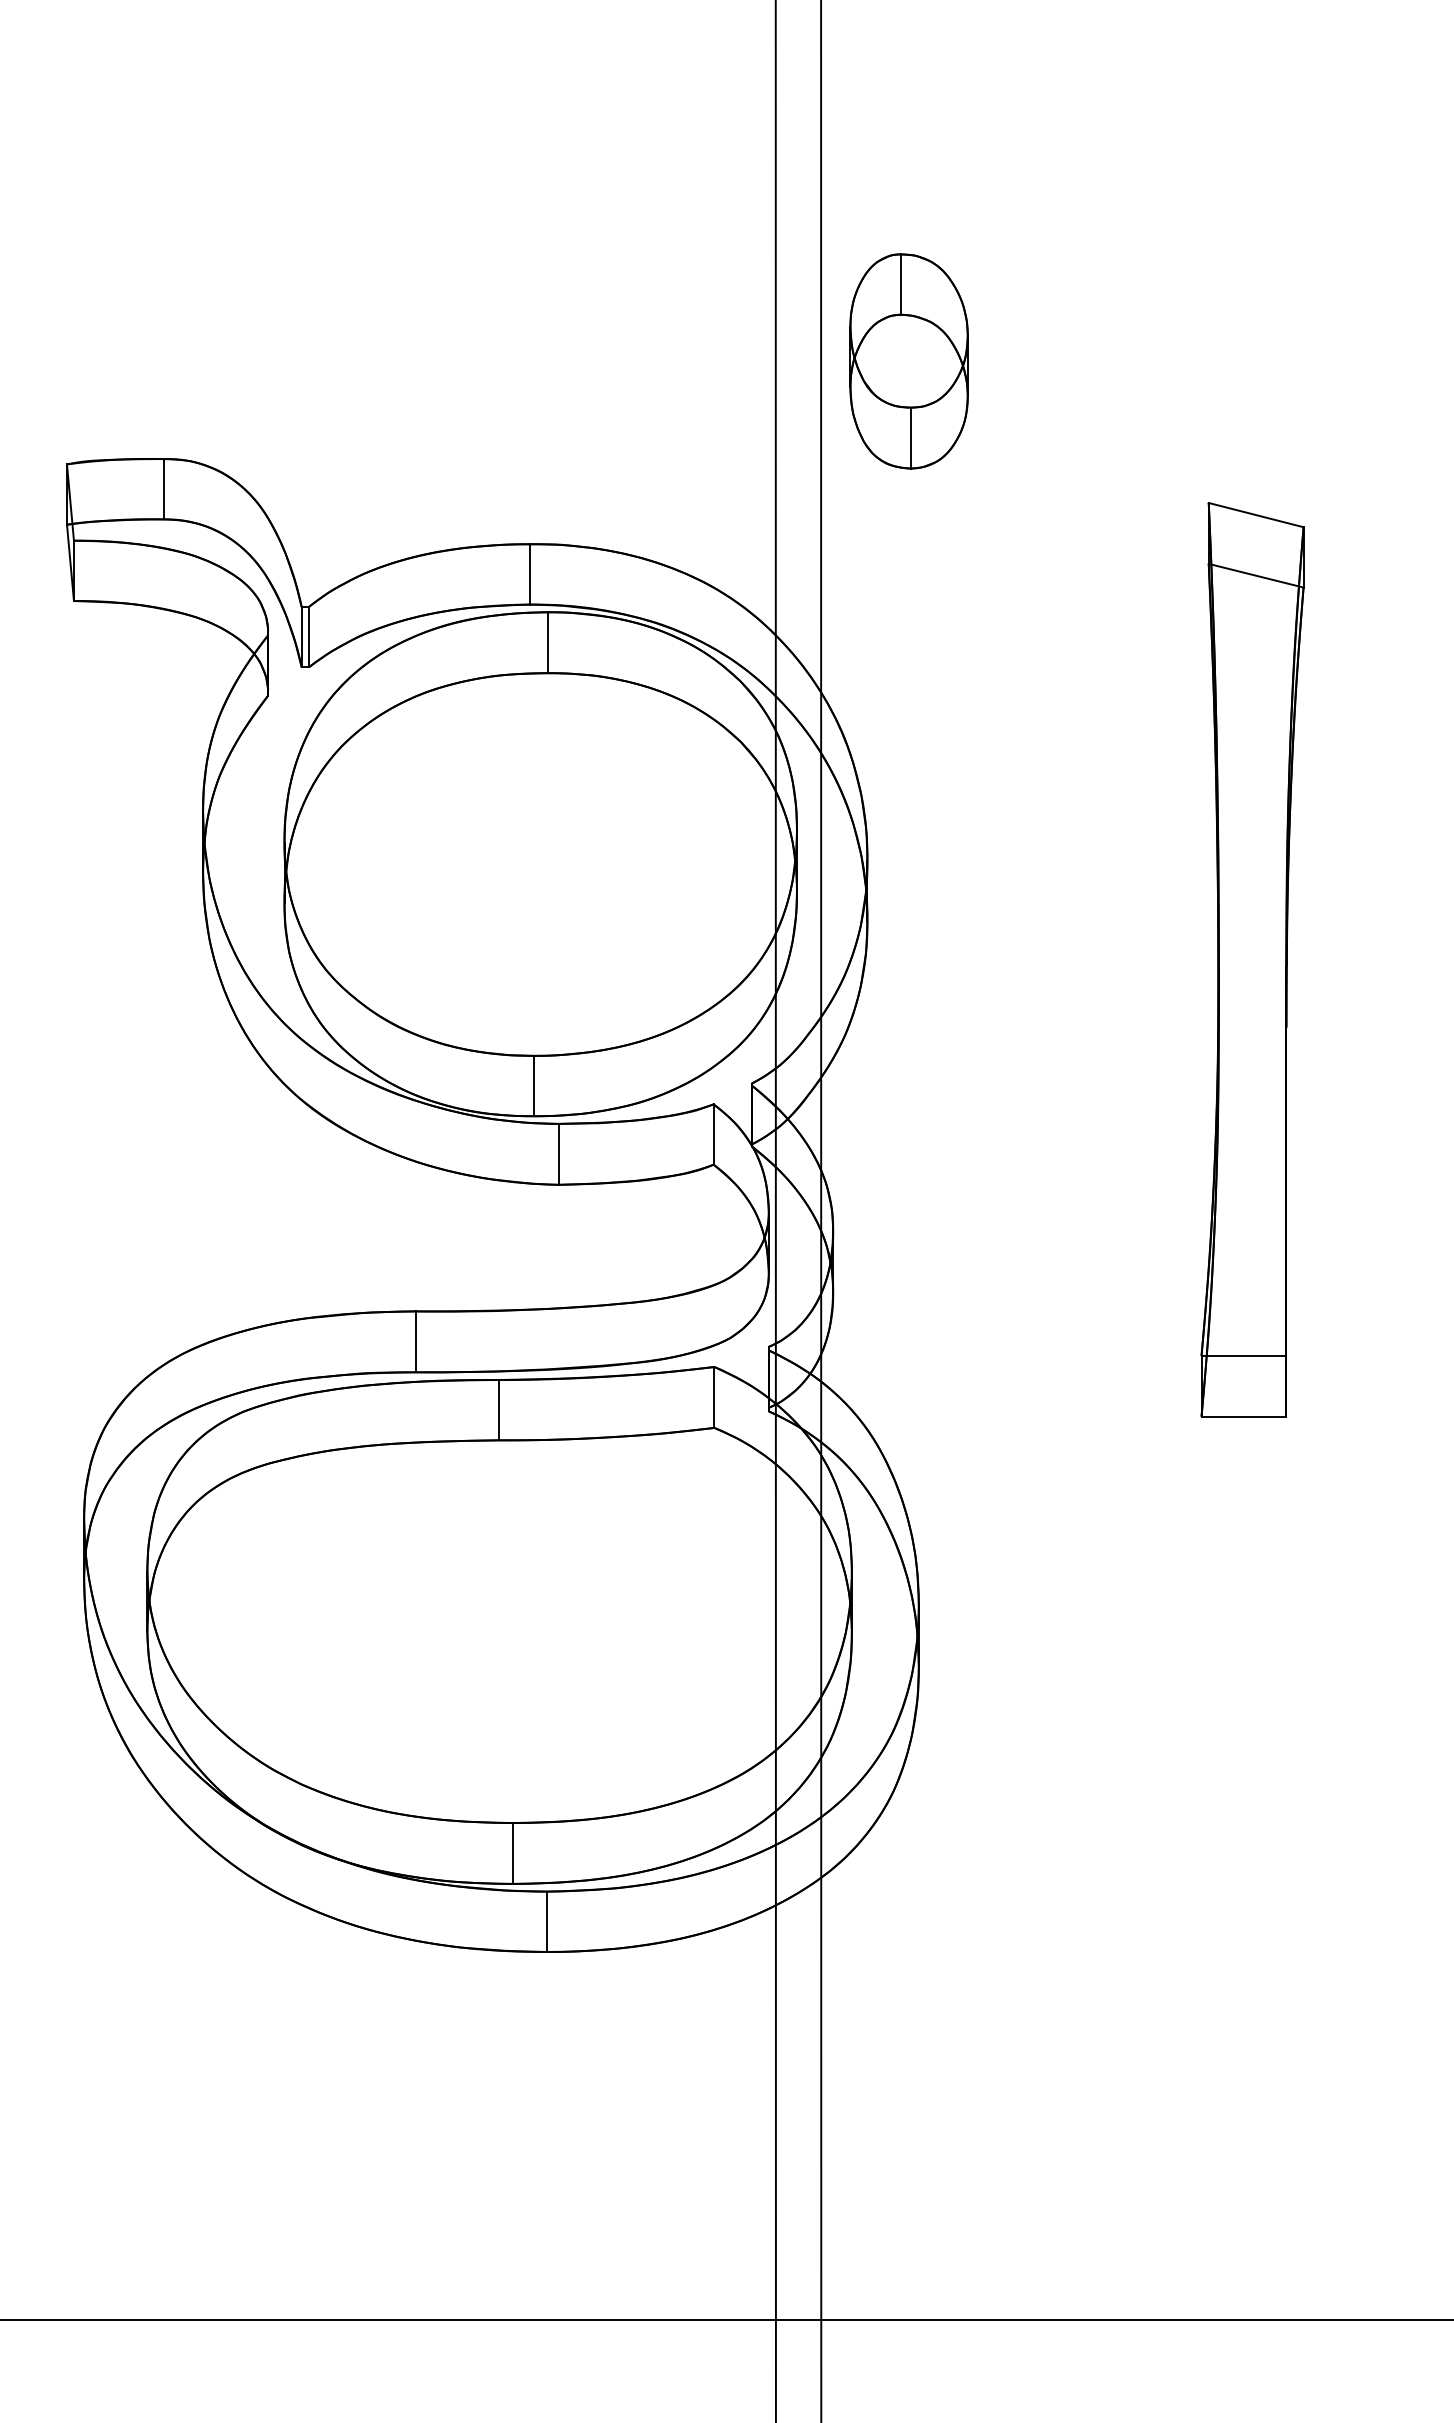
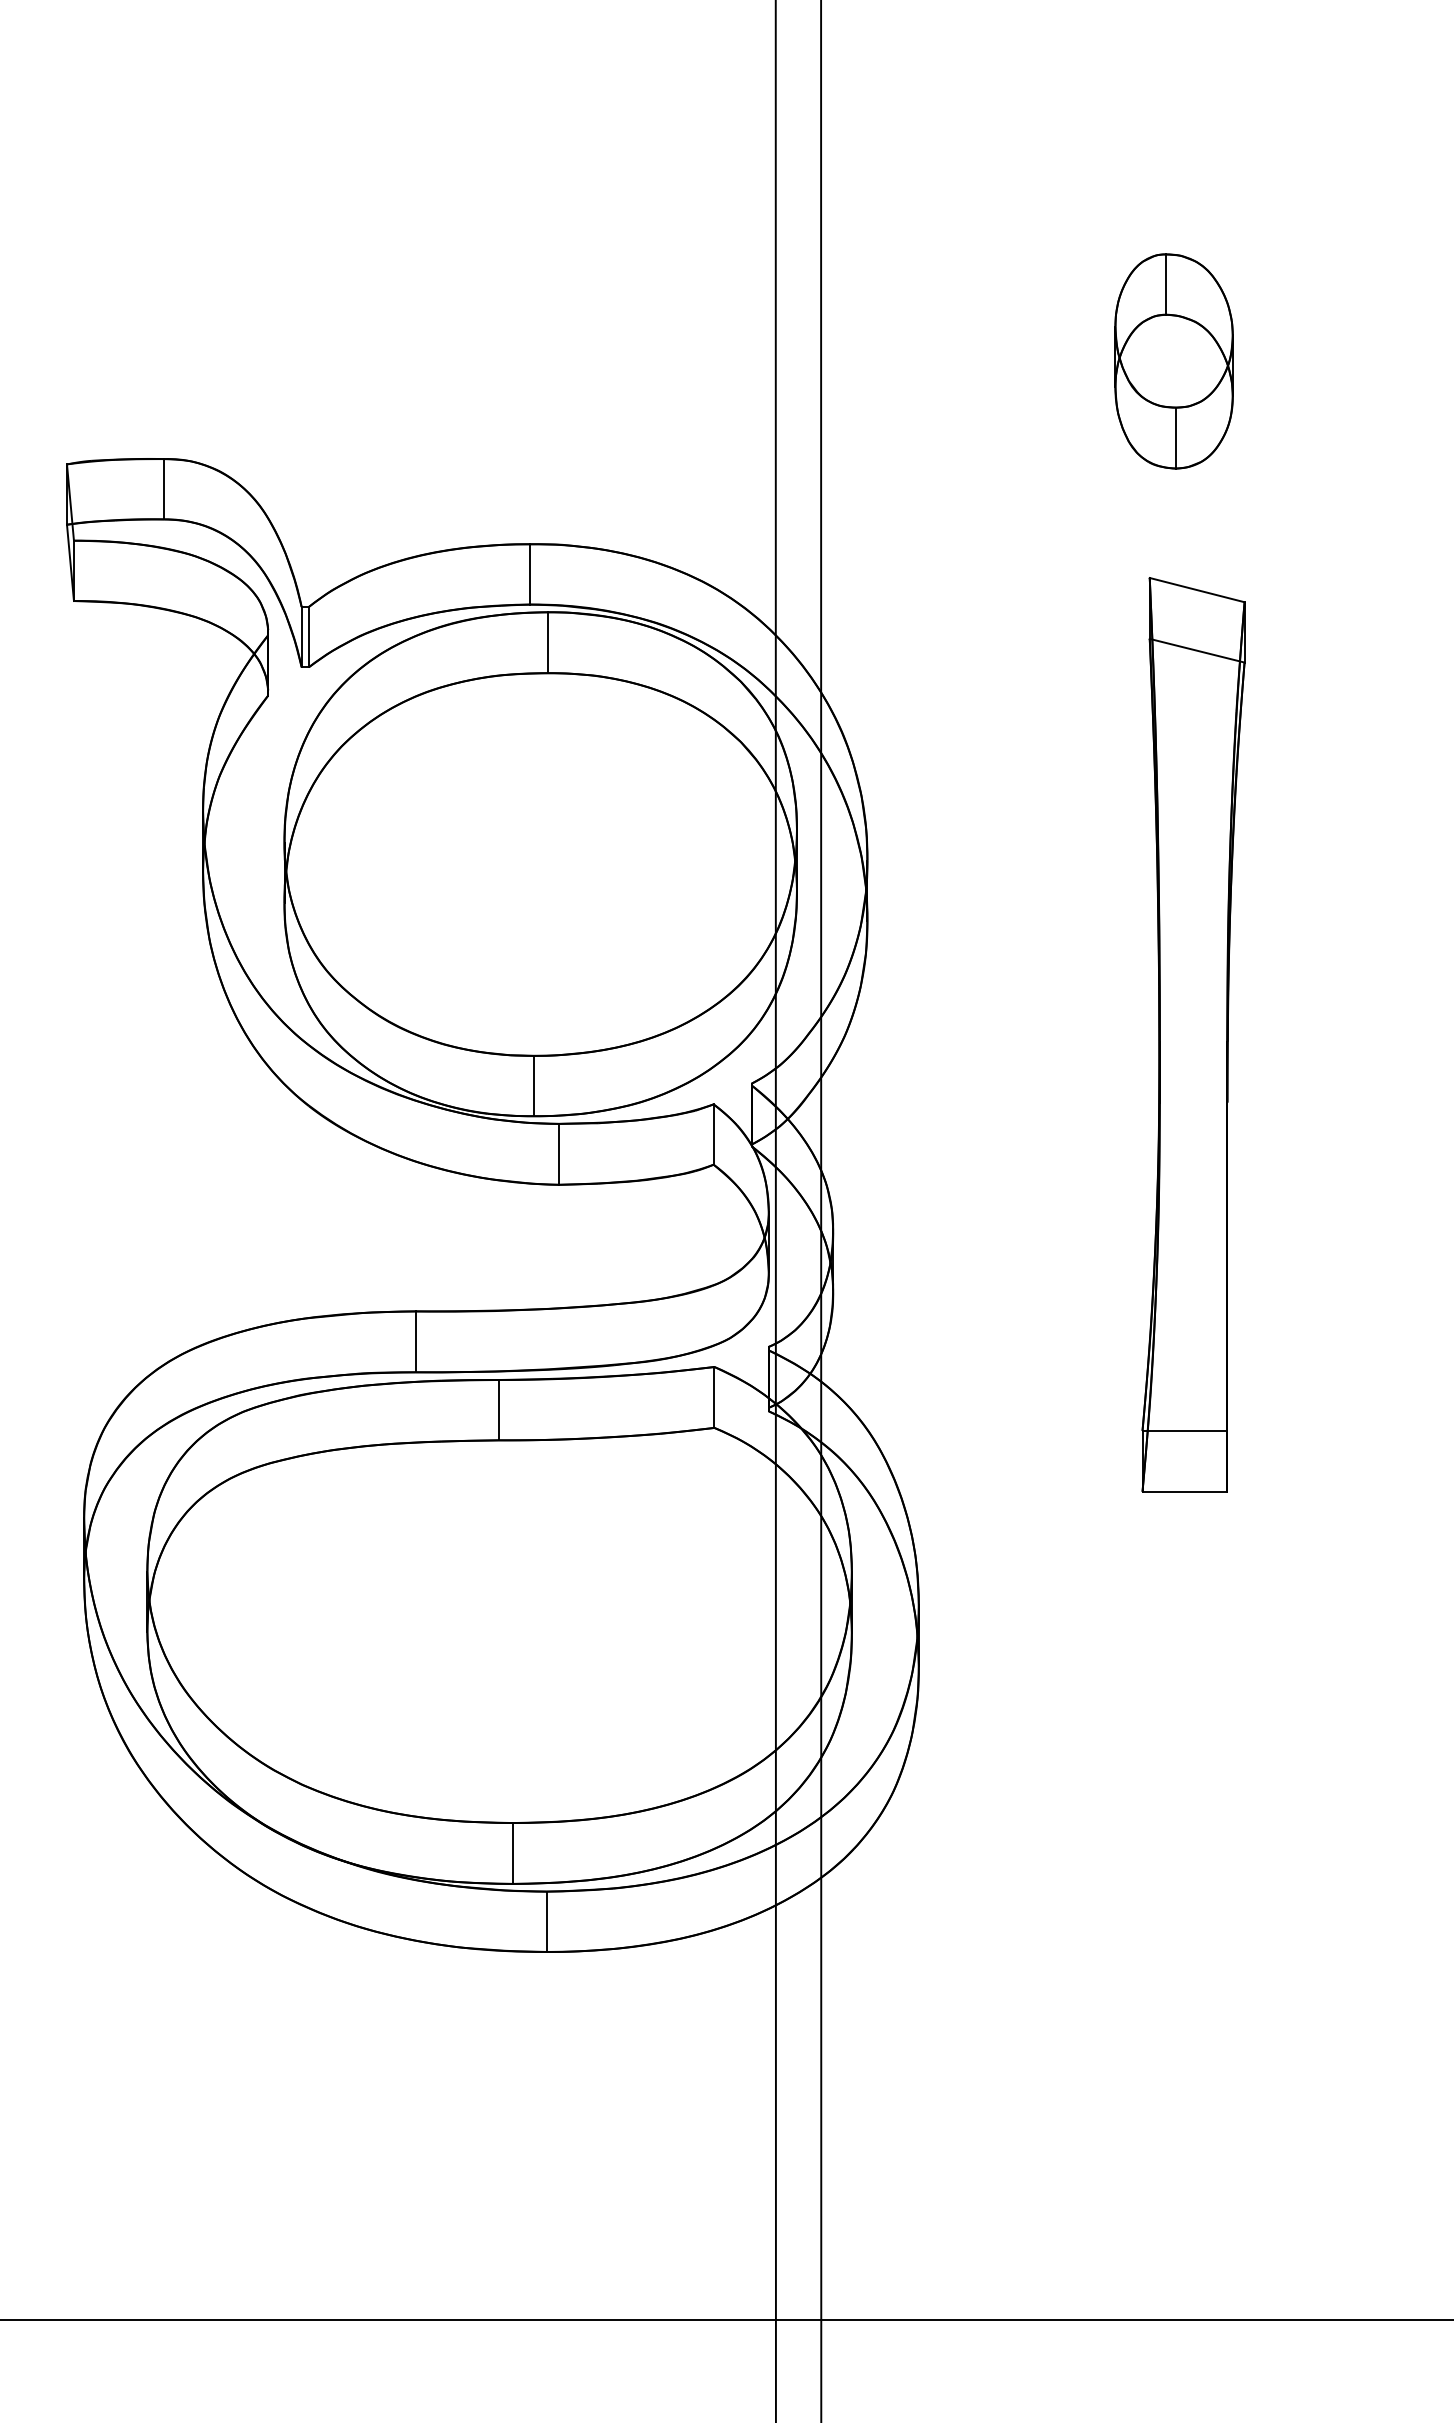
part position: (908, 361) -> (1173, 361) (1173, 361)
part position: (1252, 959) -> (1193, 1034) (1193, 1034)
